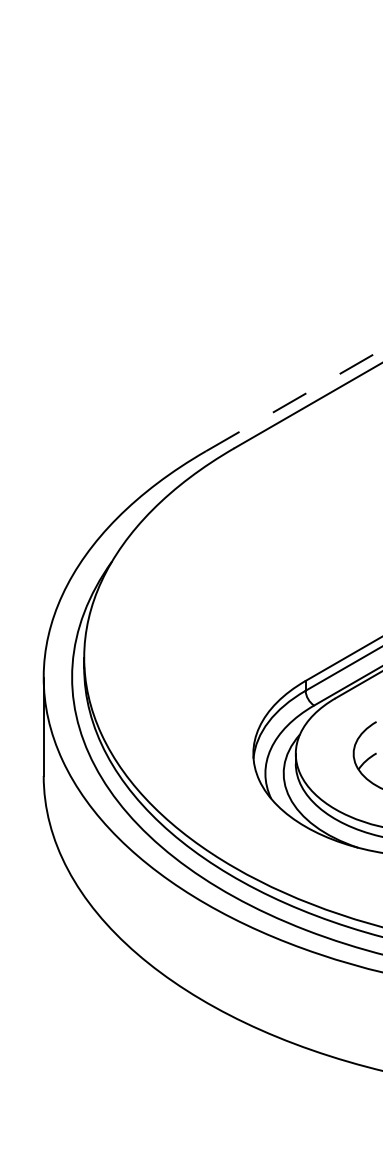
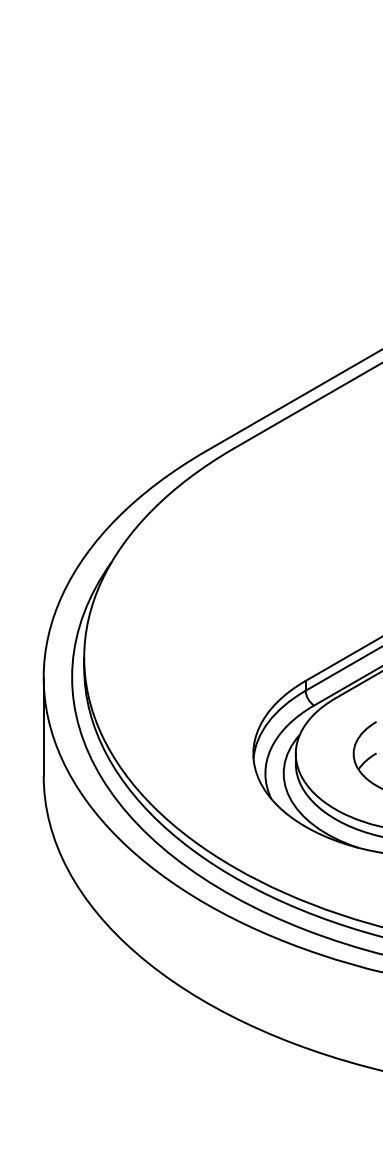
line: dashed -> solid (294, 400)
